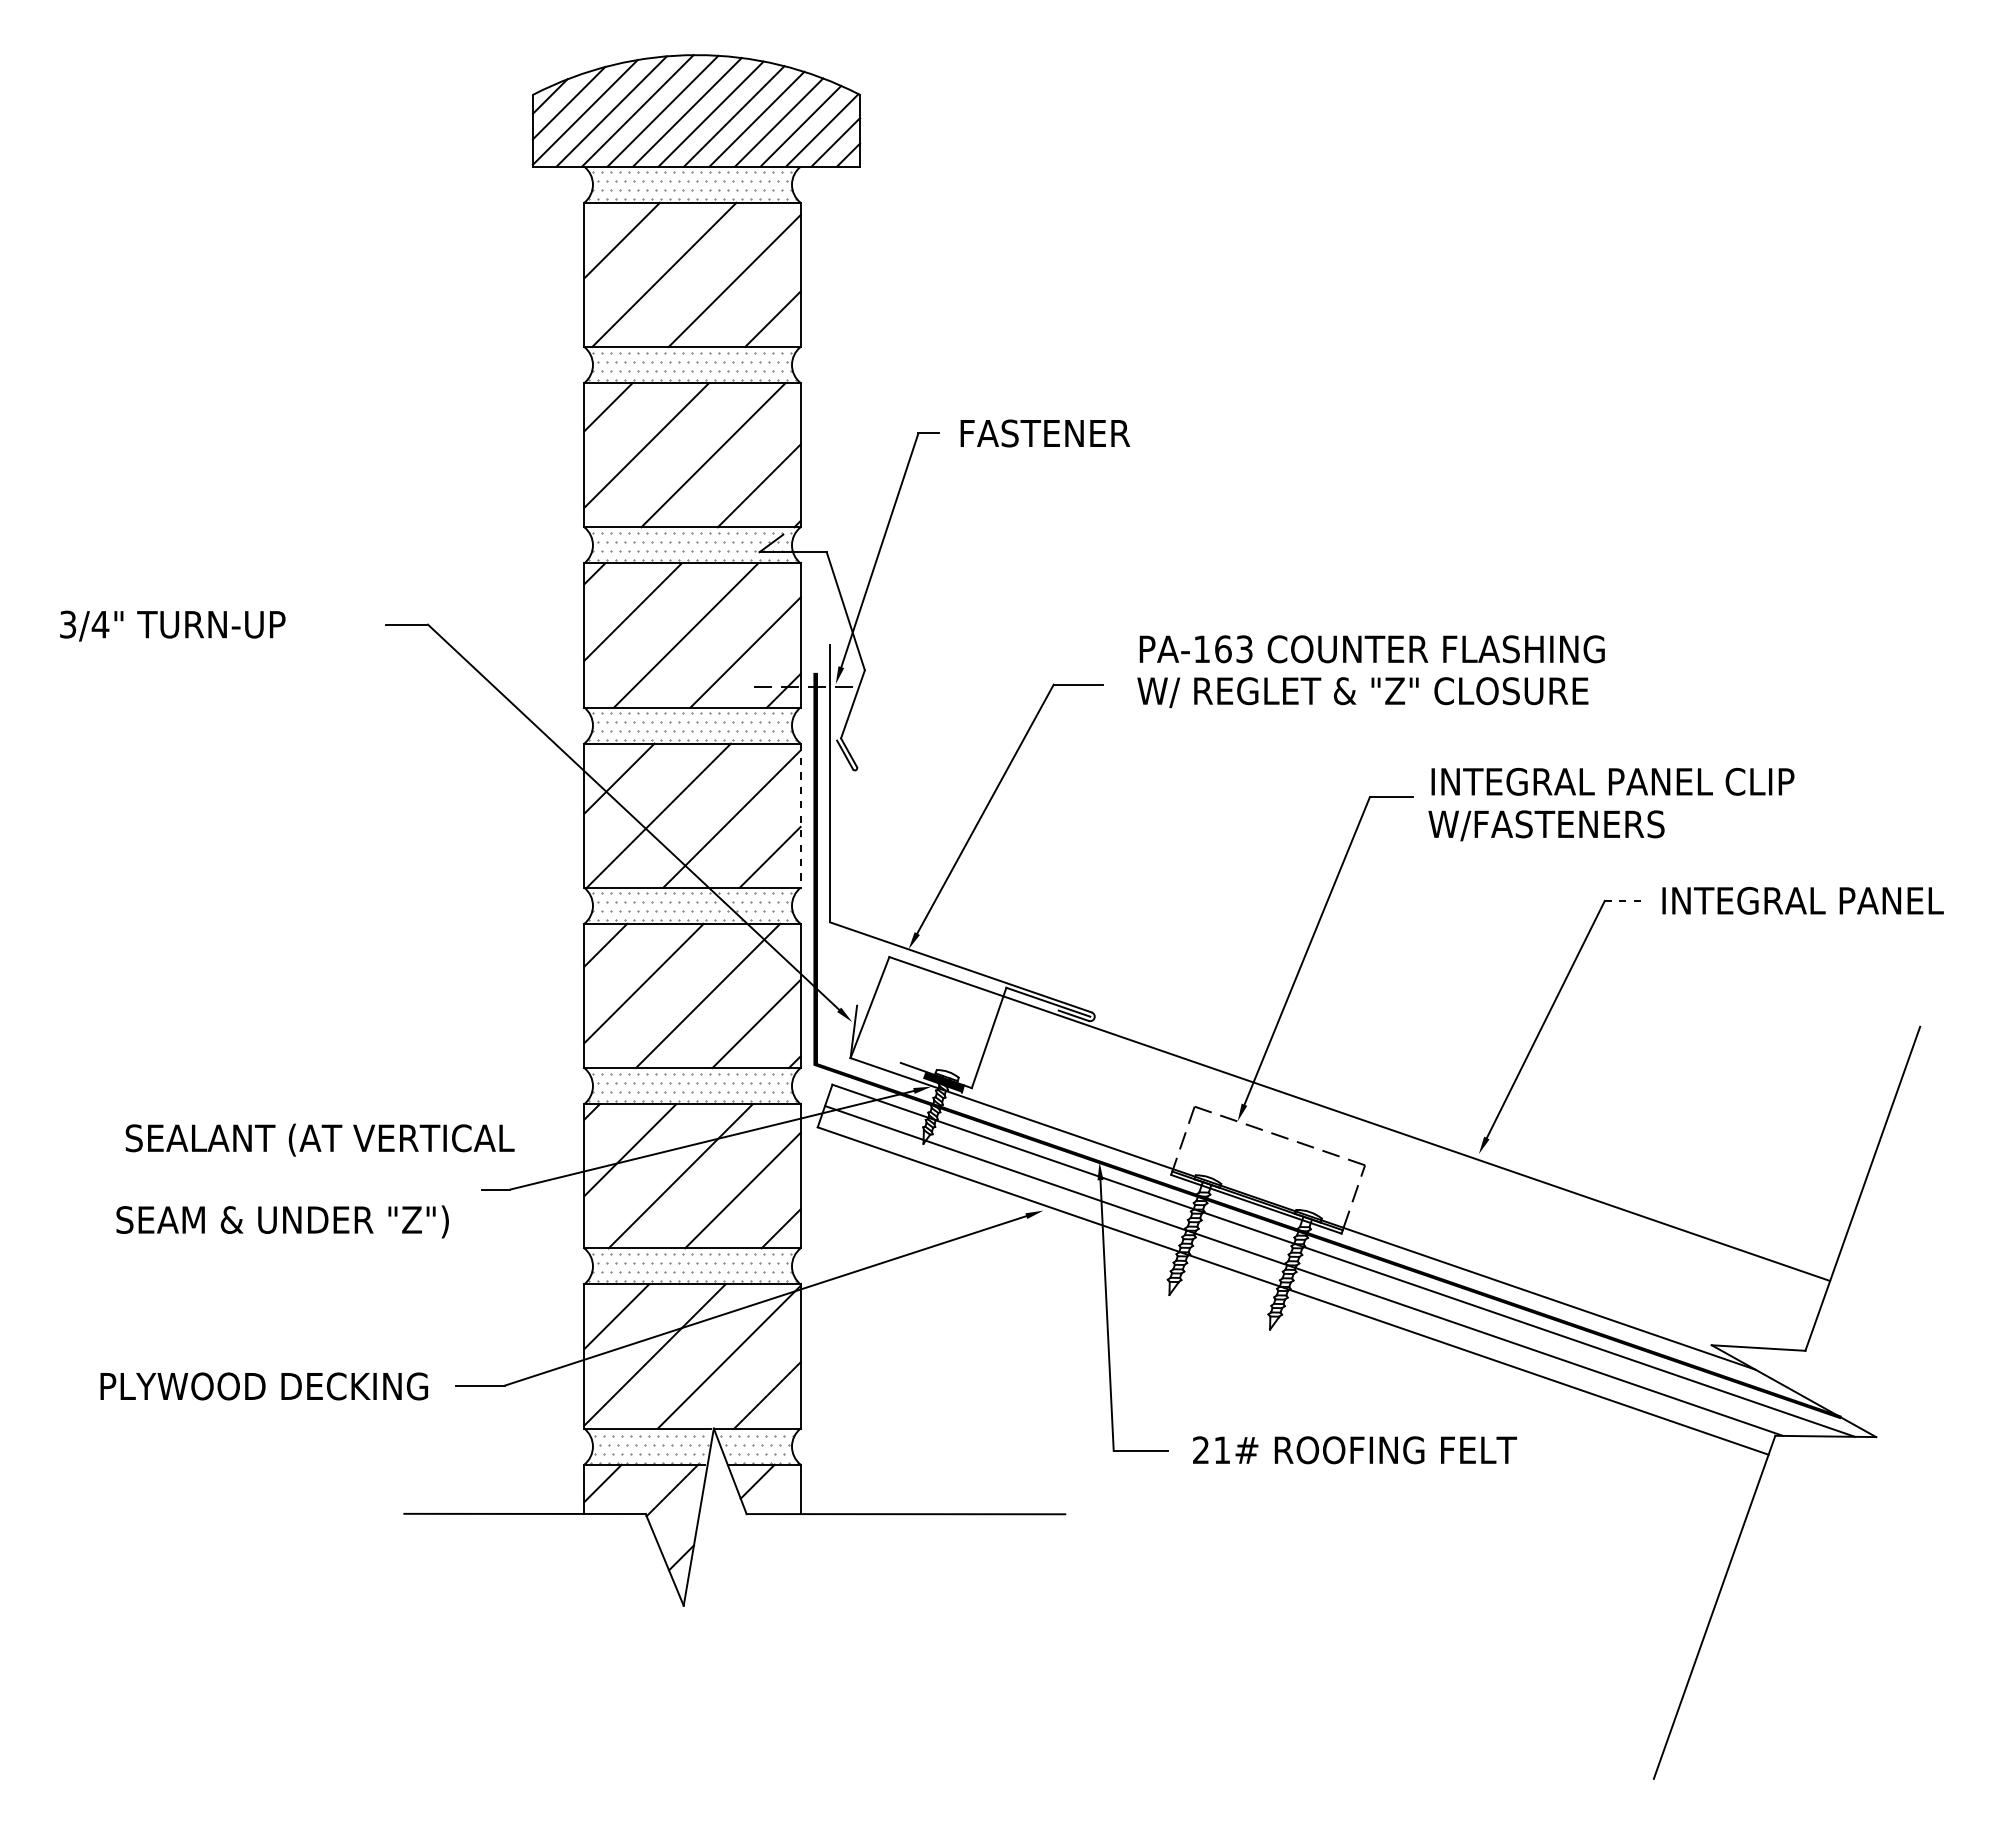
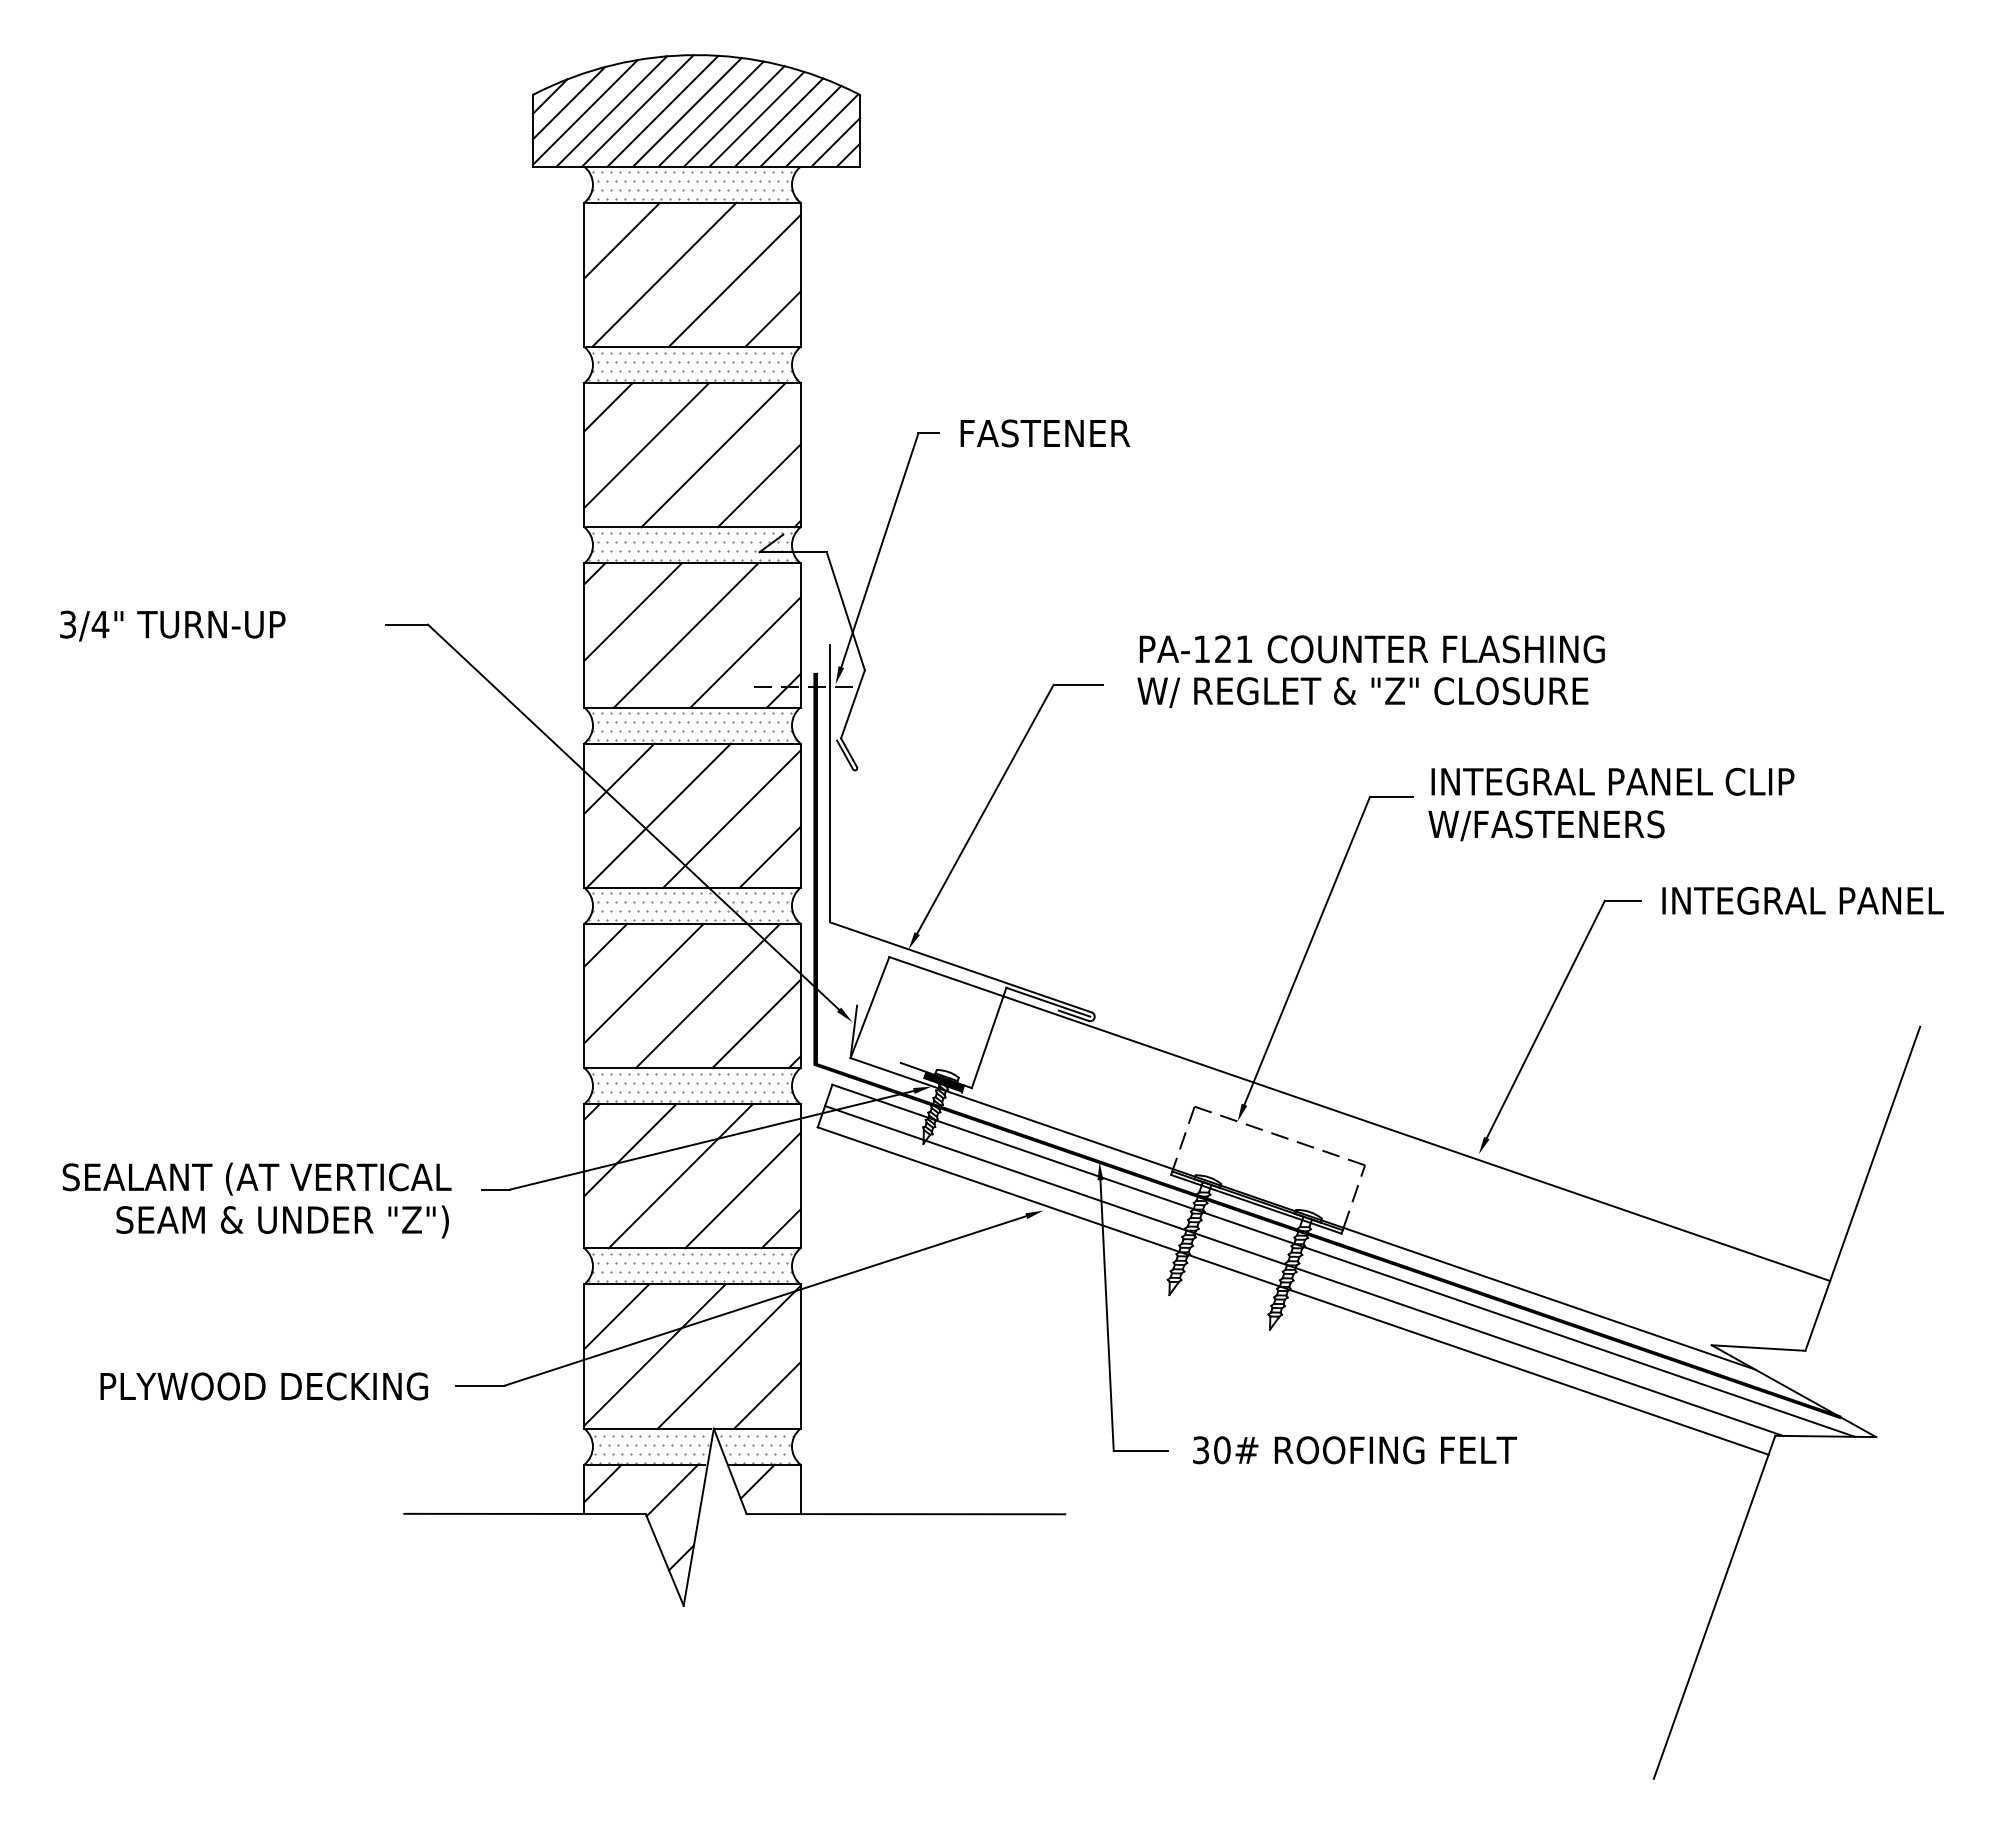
text: PA-163 -> PA-121 (1233, 649)
line: dashed -> solid (800, 816)
line: dashed -> solid (1623, 900)
text position: (319, 1139) -> (256, 1178) (256, 1178)
text: 21# -> 30# (1211, 1450)
